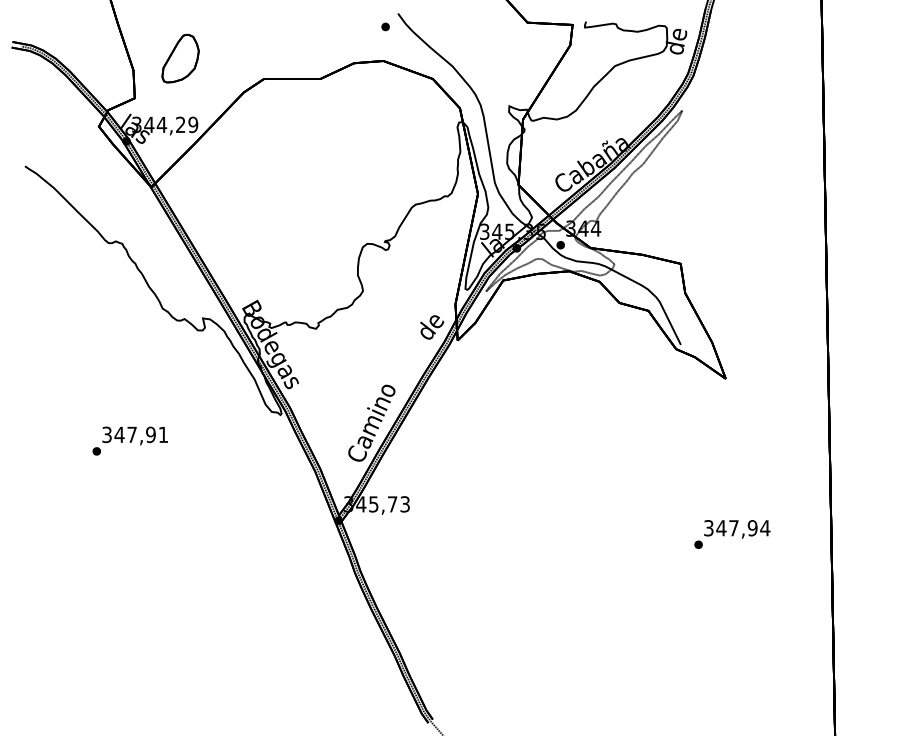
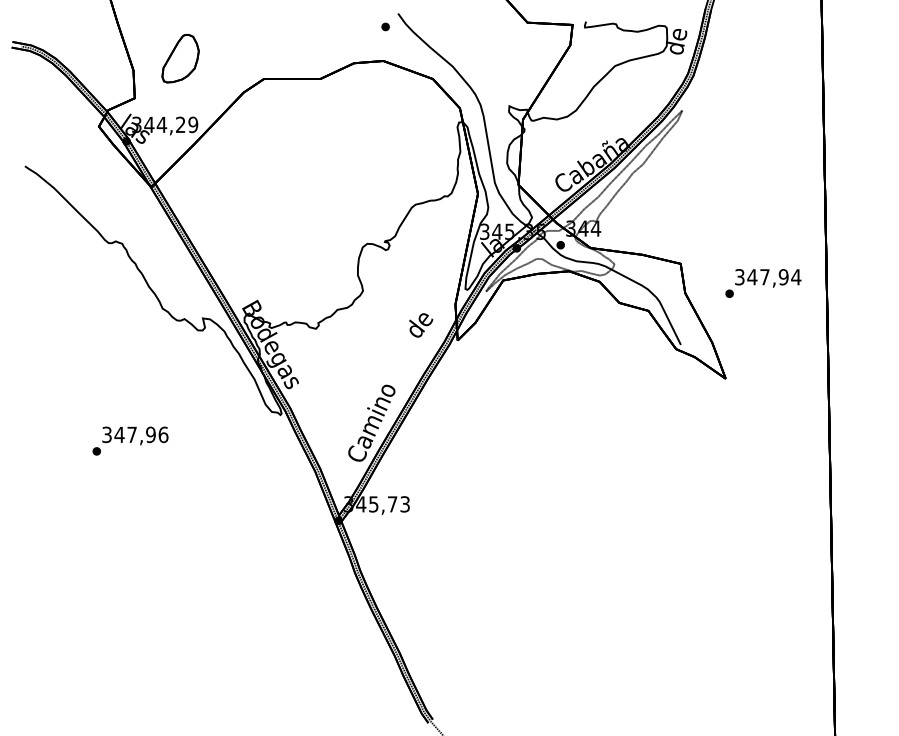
text position: (432, 327) -> (421, 325) (421, 325)
text: 347,91 -> 347,96 (163, 434)
text position: (732, 534) -> (763, 283) (763, 283)
